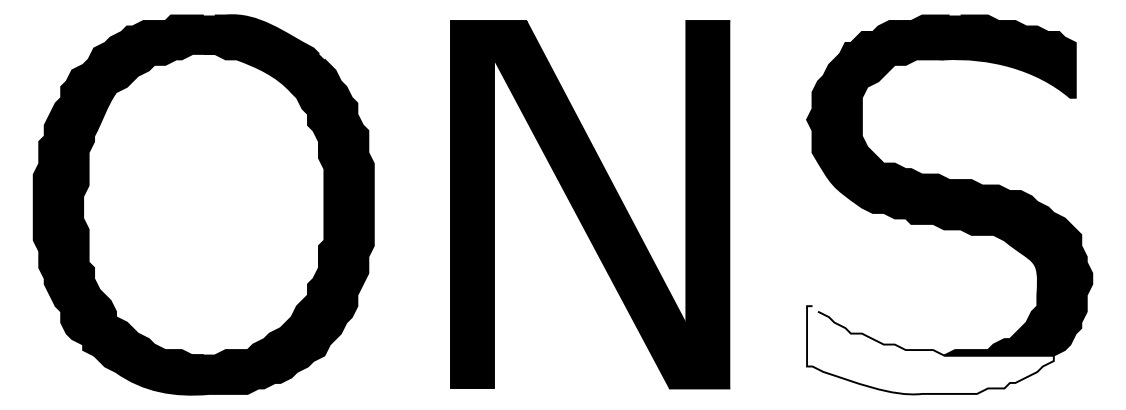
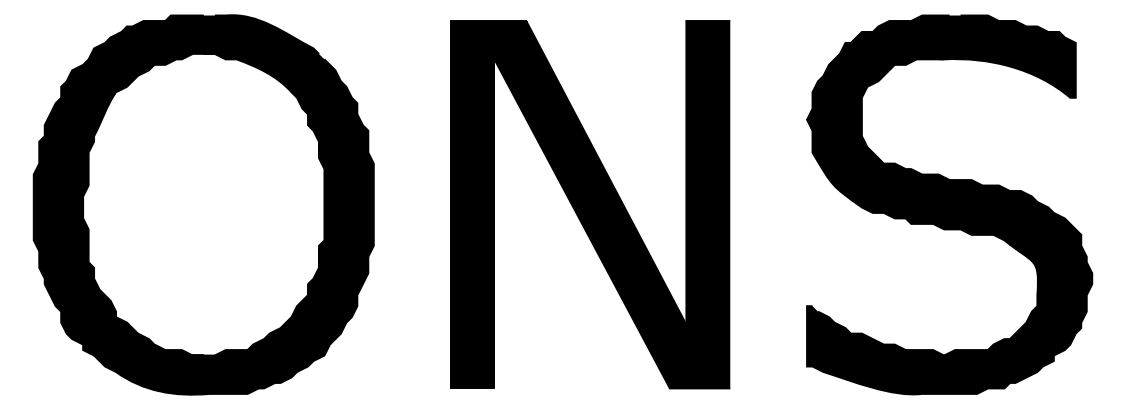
fill: none -> present (930, 350)
